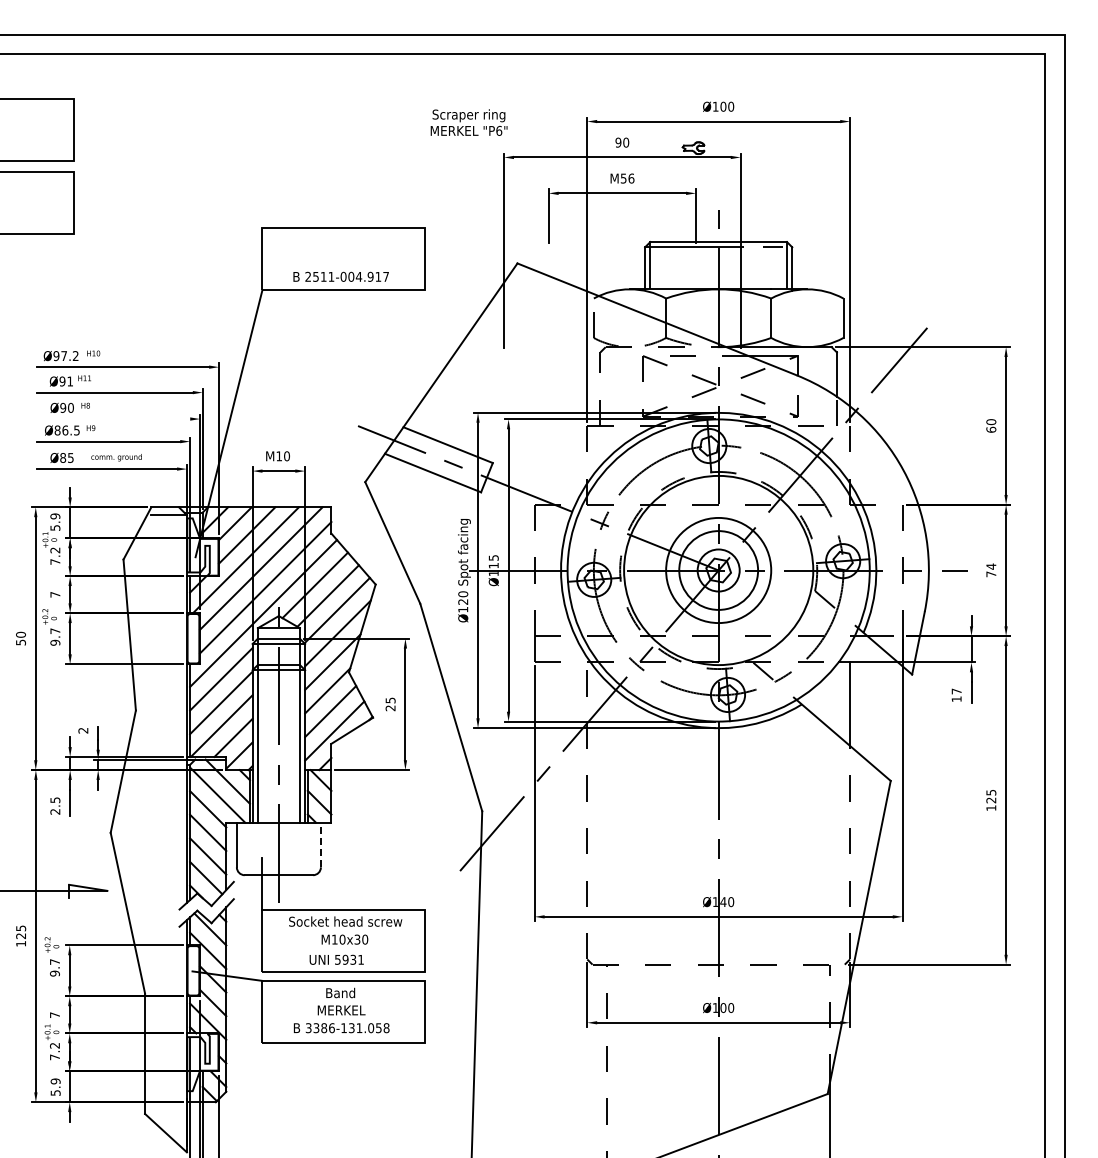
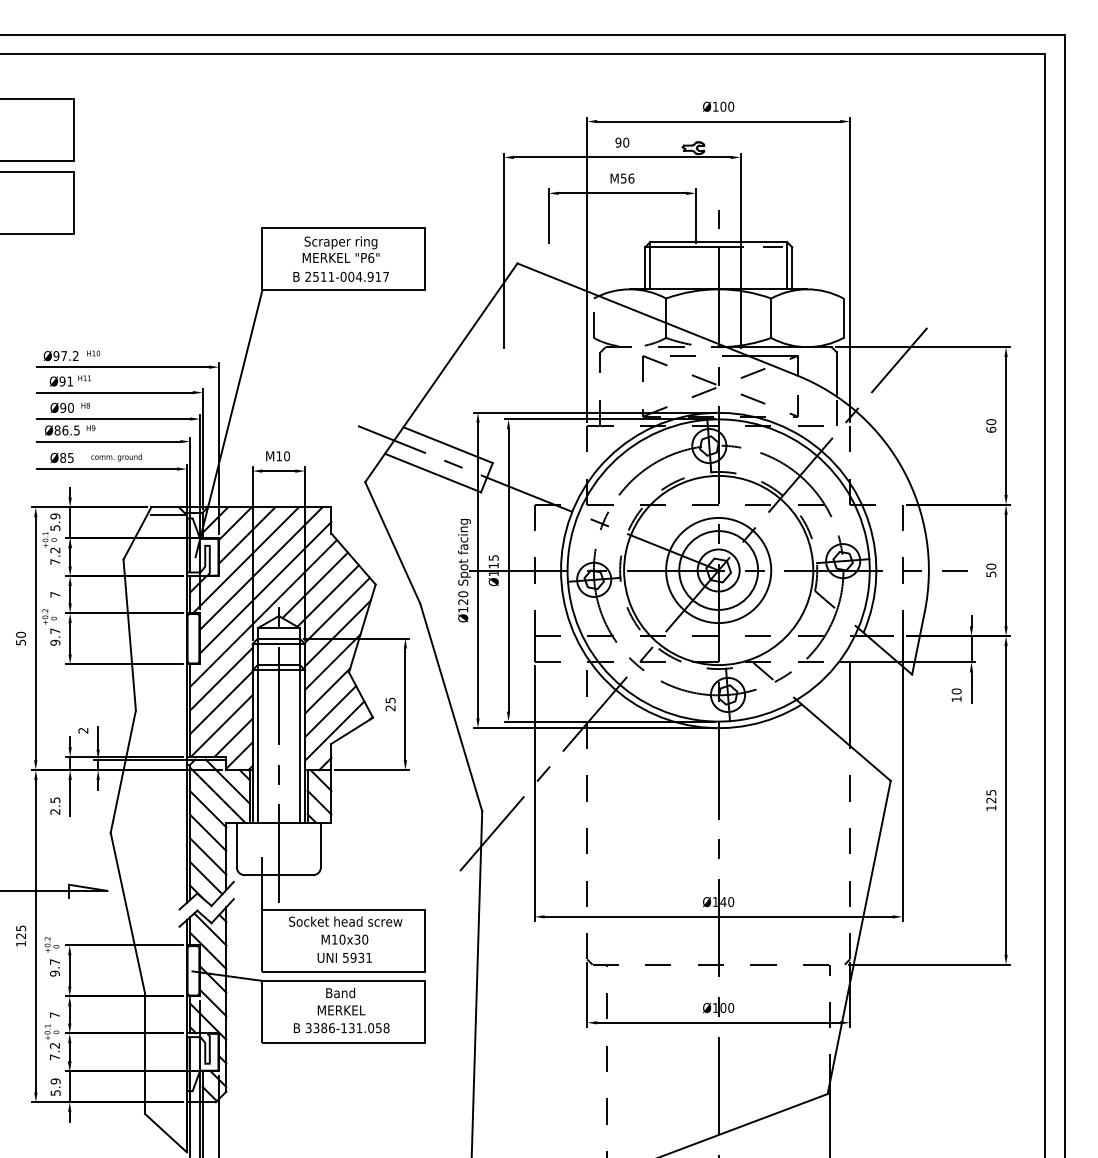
text position: (468, 122) -> (340, 249) (340, 249)
line: none -> present (113, 419)
text: 74 -> 50 (991, 570)
text: 17 -> 10 (956, 691)
line: dashed -> solid (320, 844)
text position: (336, 959) -> (344, 957) (344, 957)
